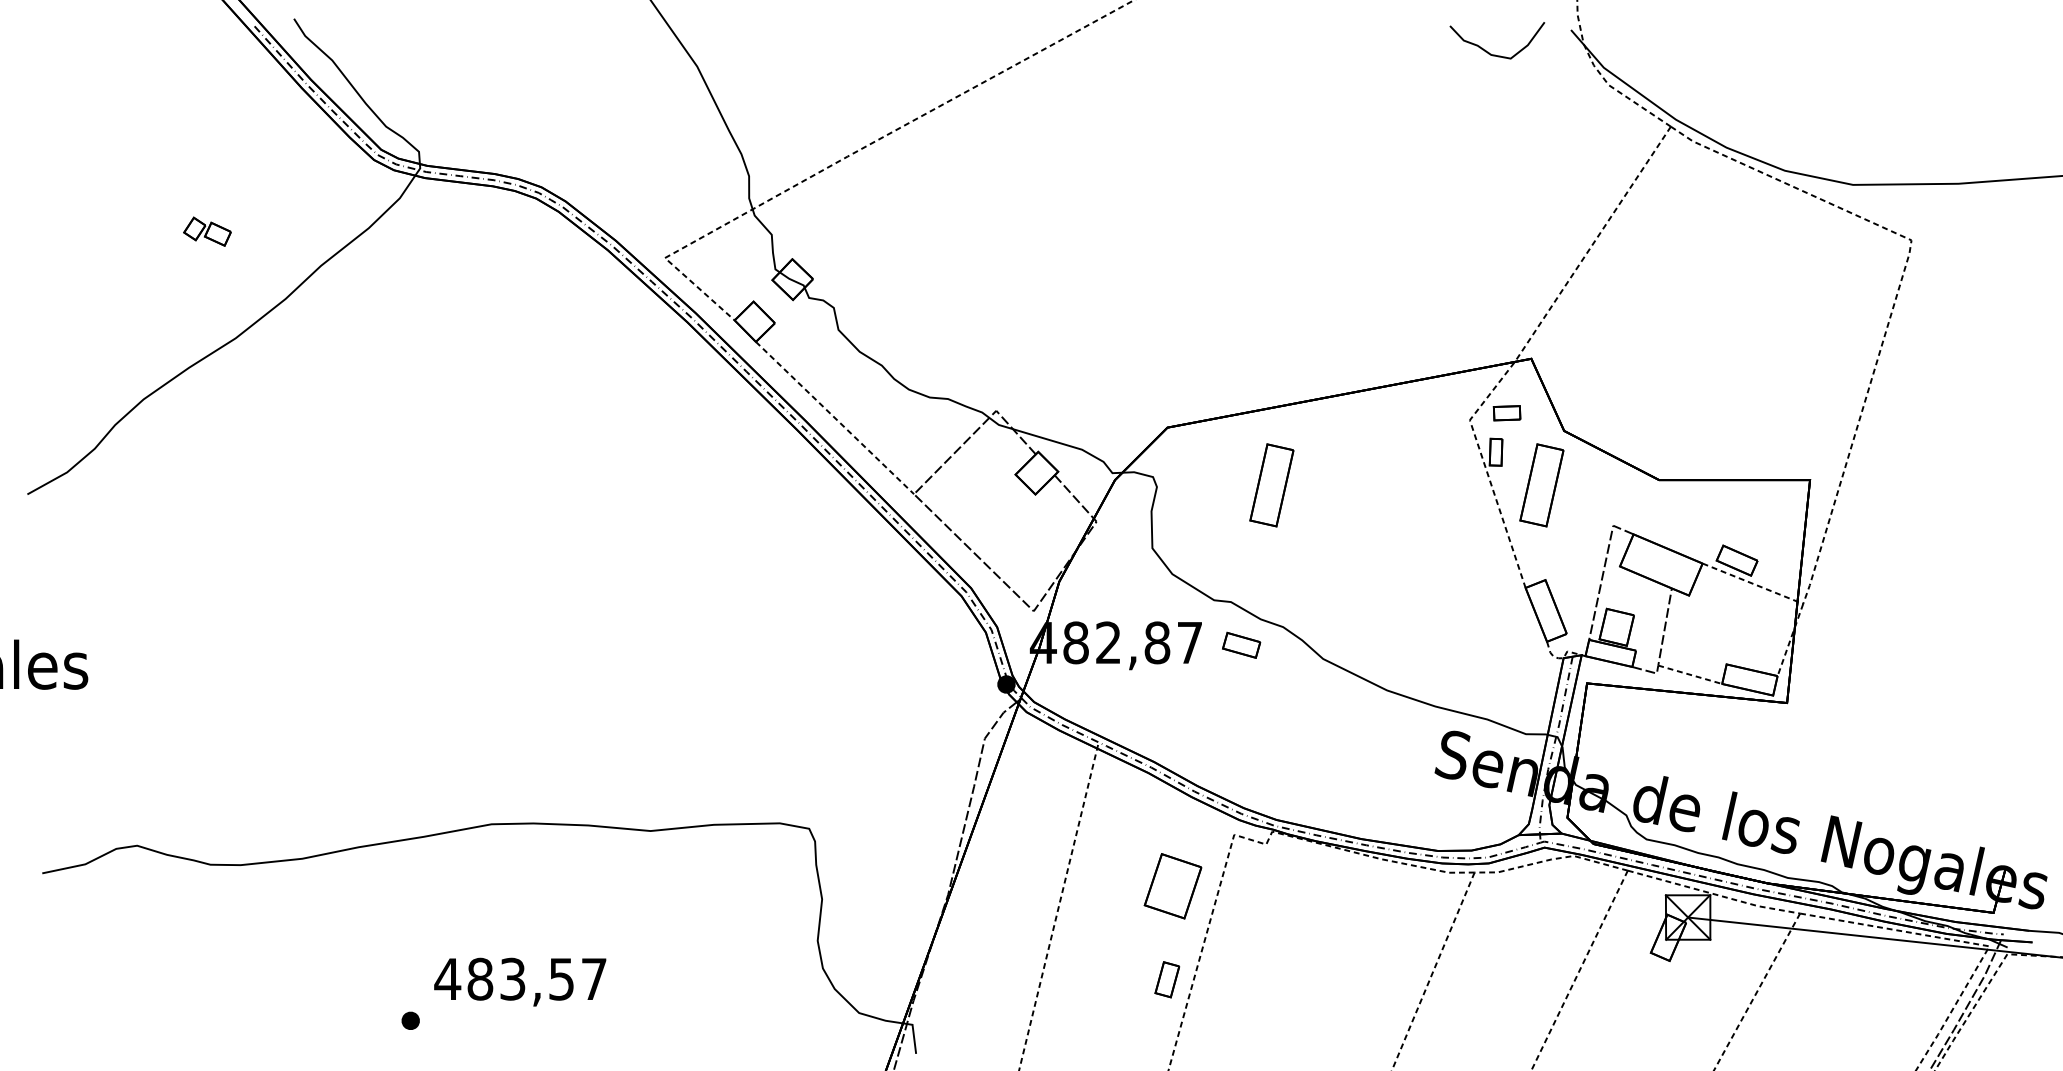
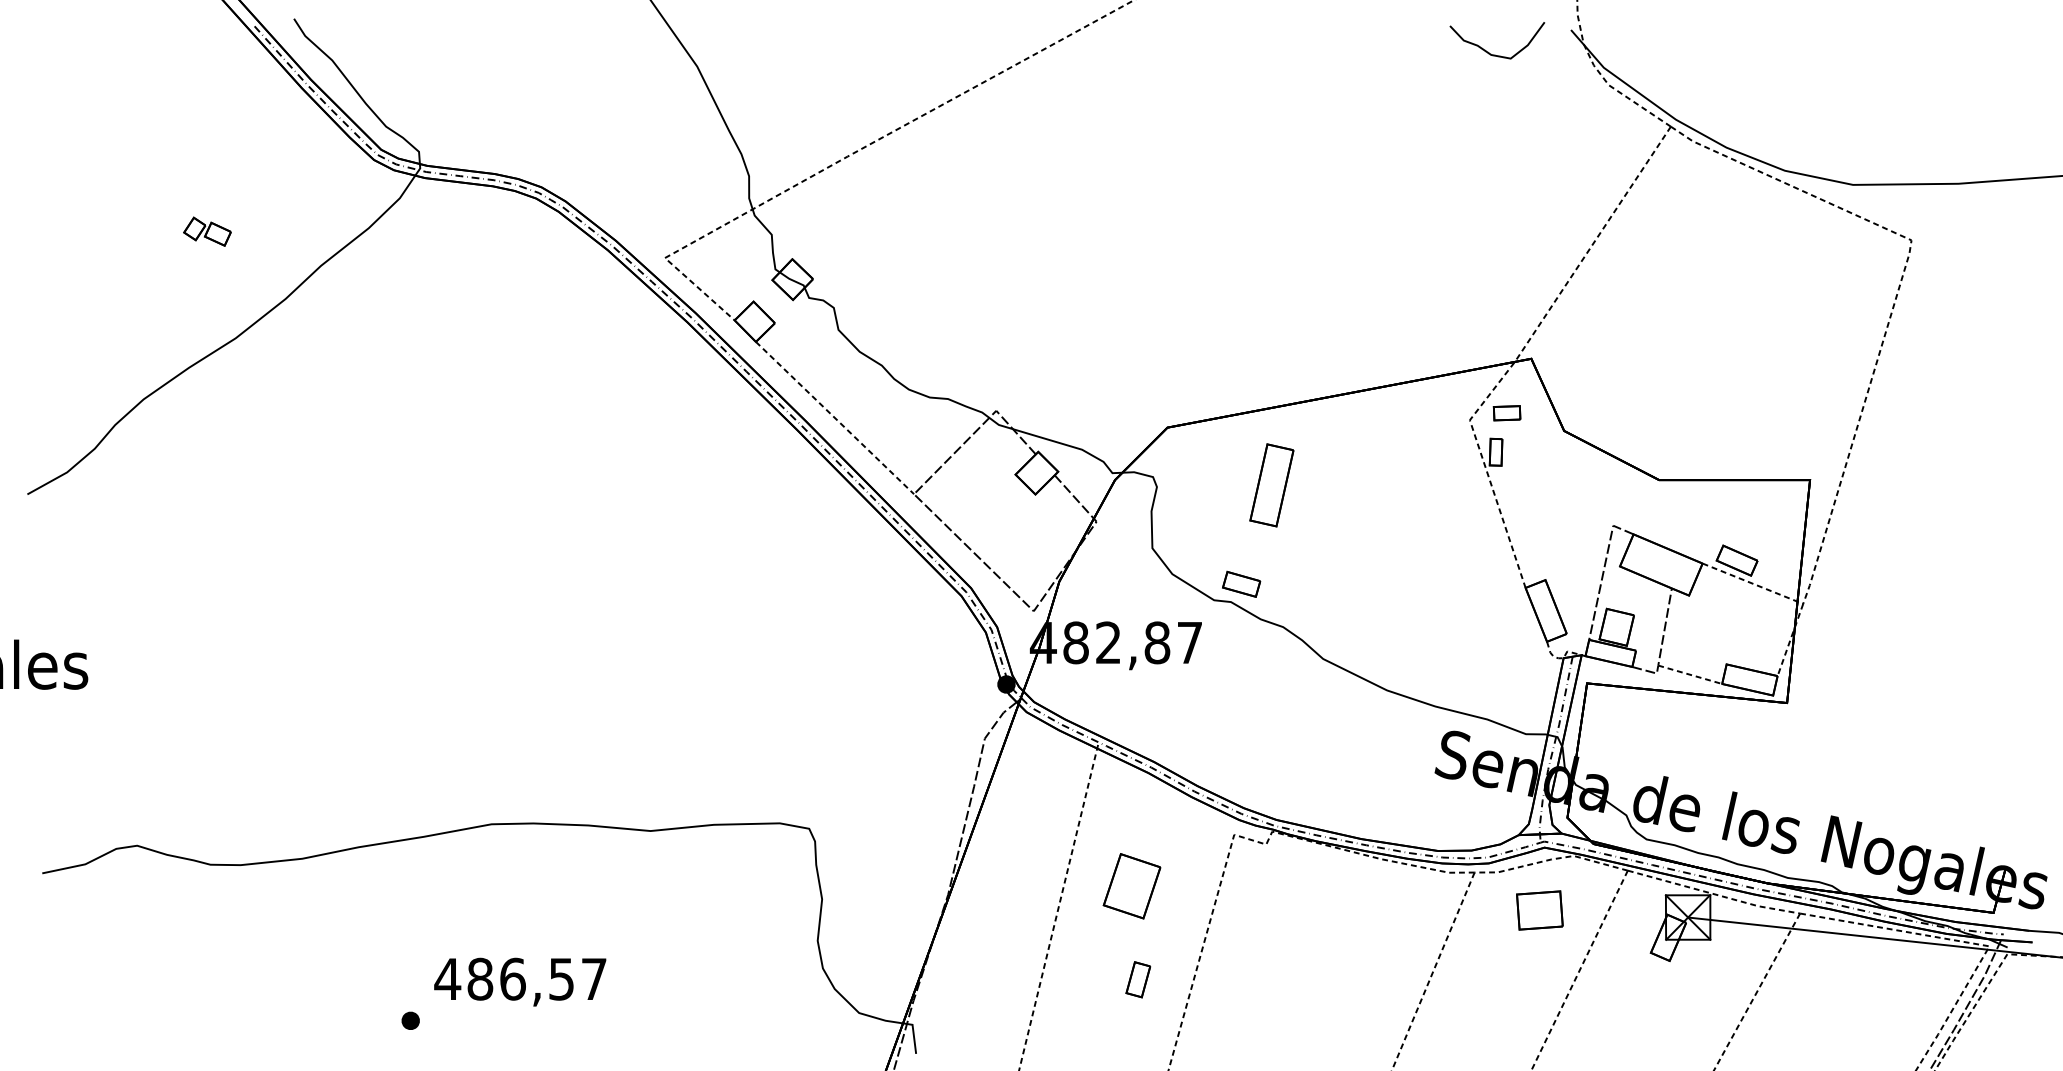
part: present -> none (1541, 485)
part position: (1241, 644) -> (1241, 583) (1241, 583)
part position: (1172, 886) -> (1131, 886) (1131, 886)
part: none -> present (1539, 910)
text: 483,57 -> 486,57 (512, 978)
part position: (1167, 979) -> (1138, 979) (1138, 979)
